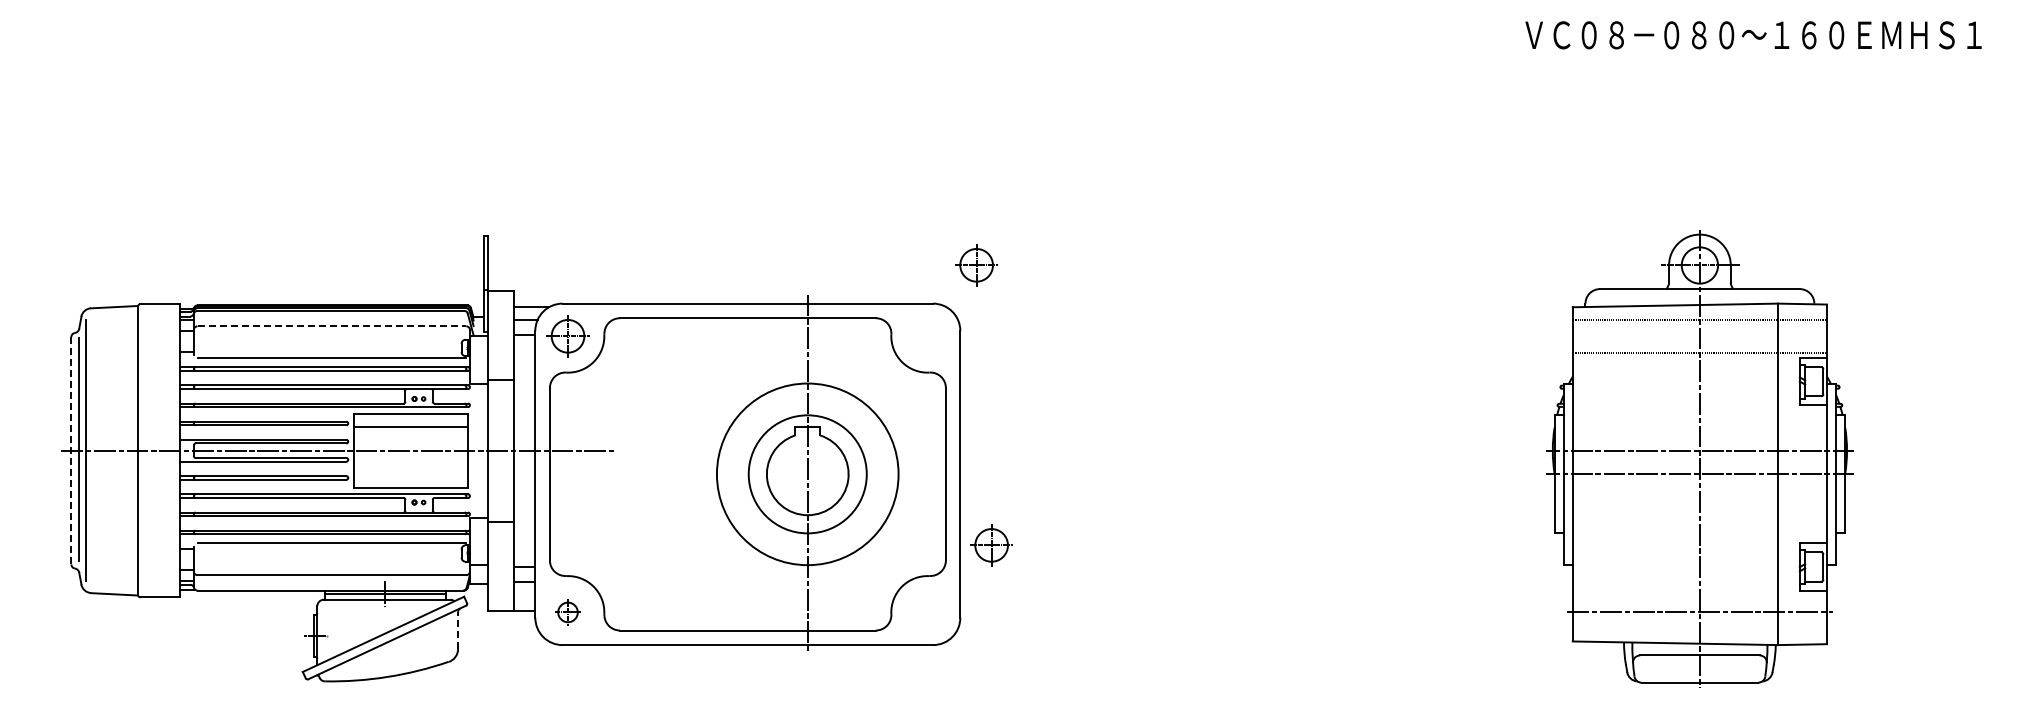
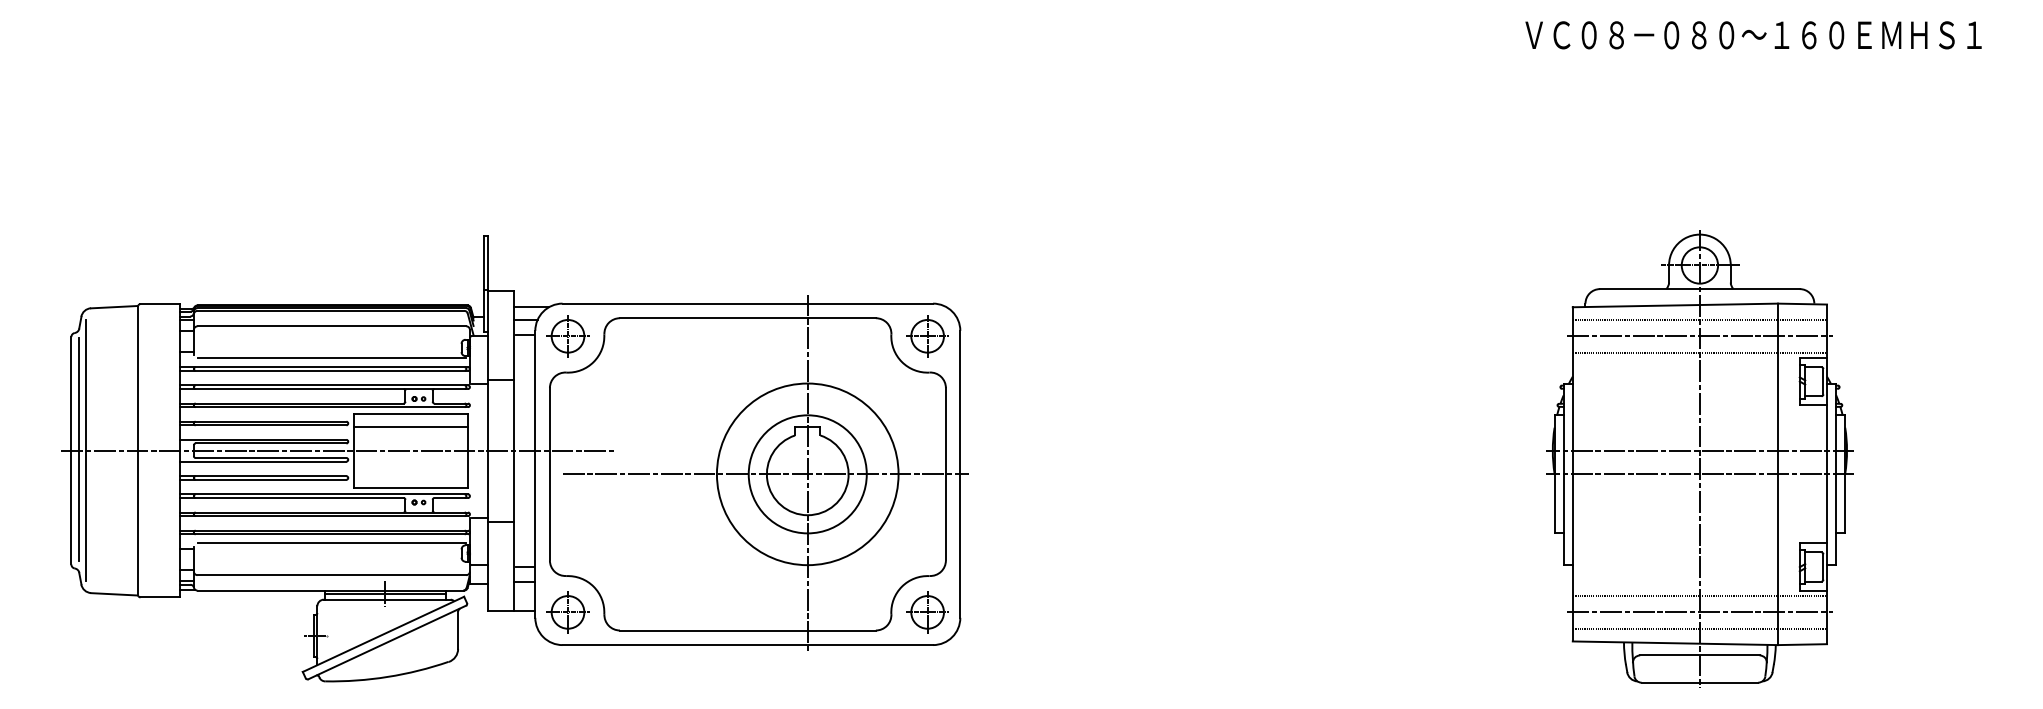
part position: (976, 265) -> (927, 336) (927, 336)
line: dashed -> solid (332, 326)
line: none -> present (1699, 336)
line: dashed -> solid (71, 450)
line: none -> present (765, 474)
part position: (991, 545) -> (927, 612) (927, 612)
line: none -> present (1699, 596)
part size: 26x27 px -> 44x43 px (567, 612)
line: none -> present (1699, 628)
line: dashed -> solid (458, 630)
